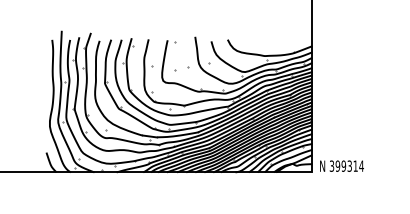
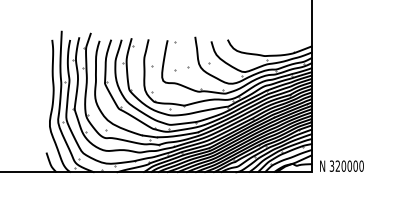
text: 399314 -> 320000 (349, 165)
